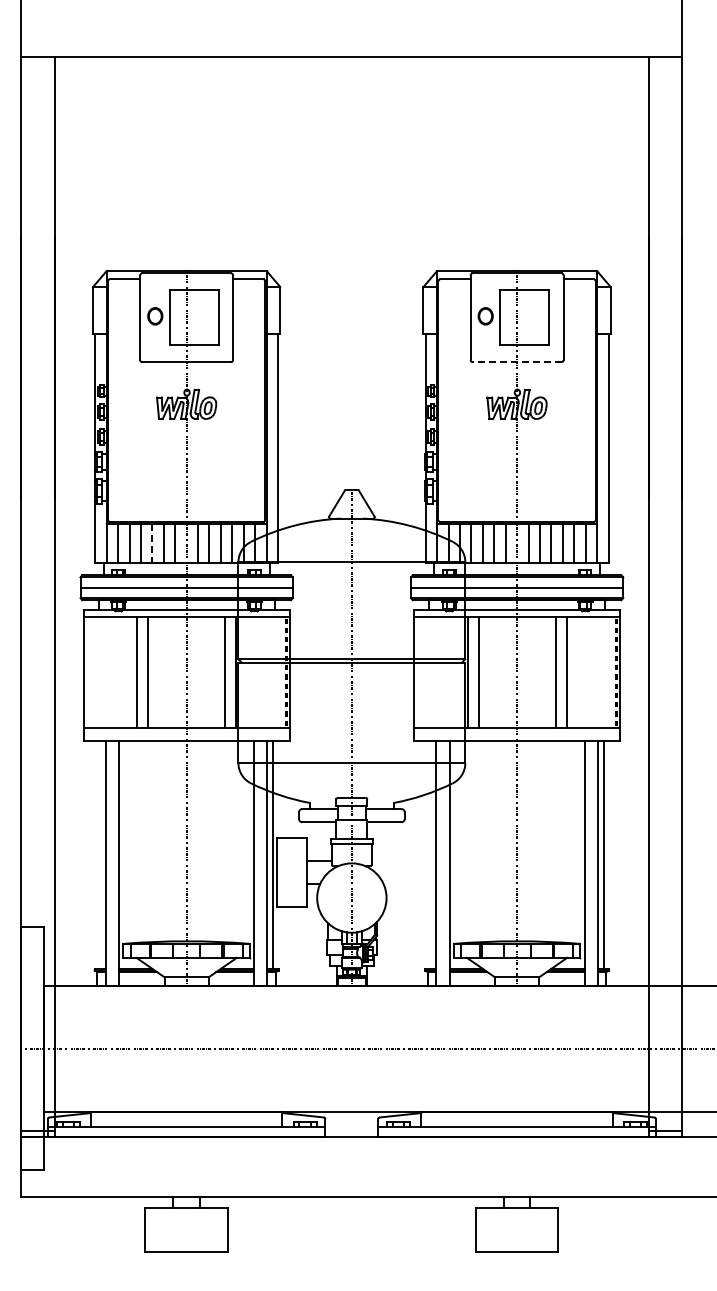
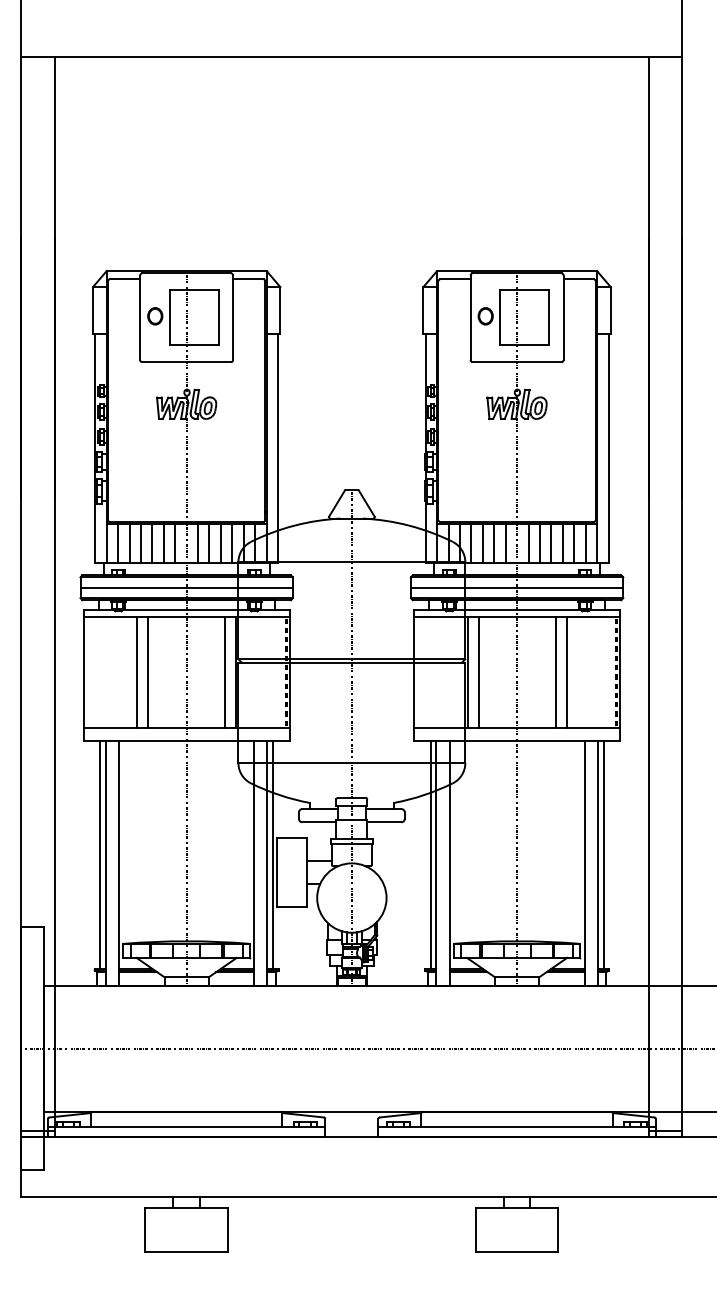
line: dashed -> solid (517, 362)
line: dashed -> solid (152, 543)
line: none -> present (100, 854)
line: none -> present (430, 854)
